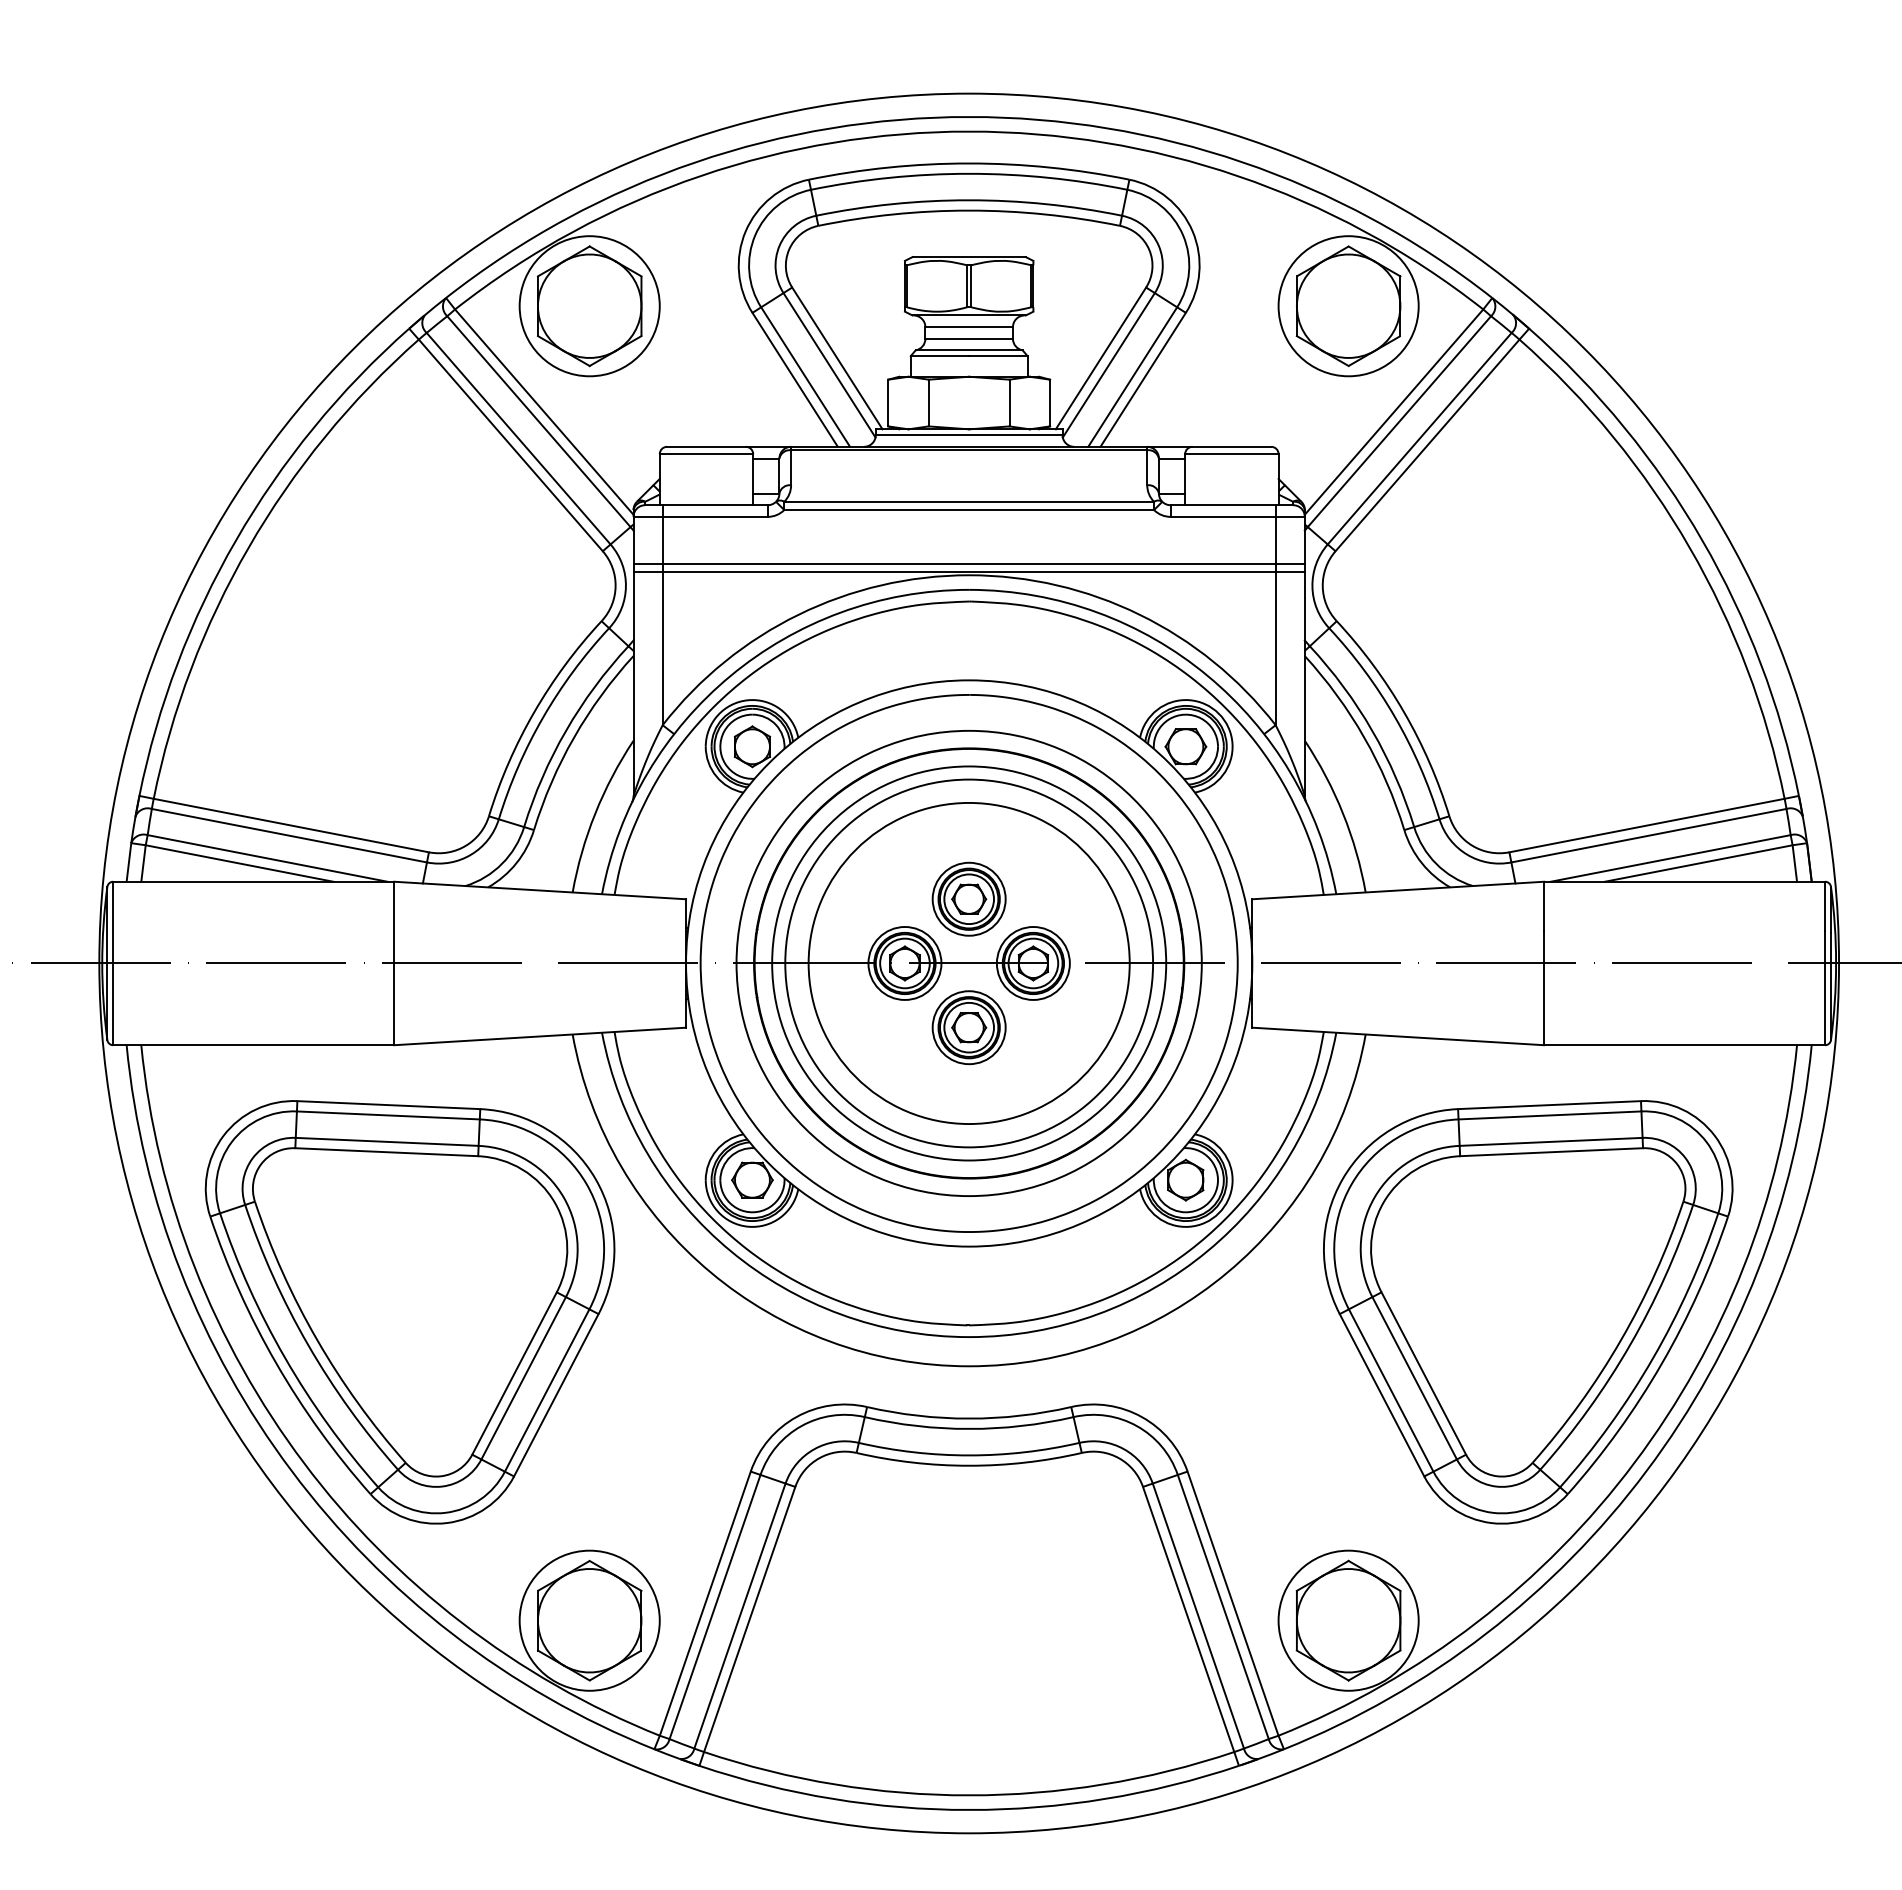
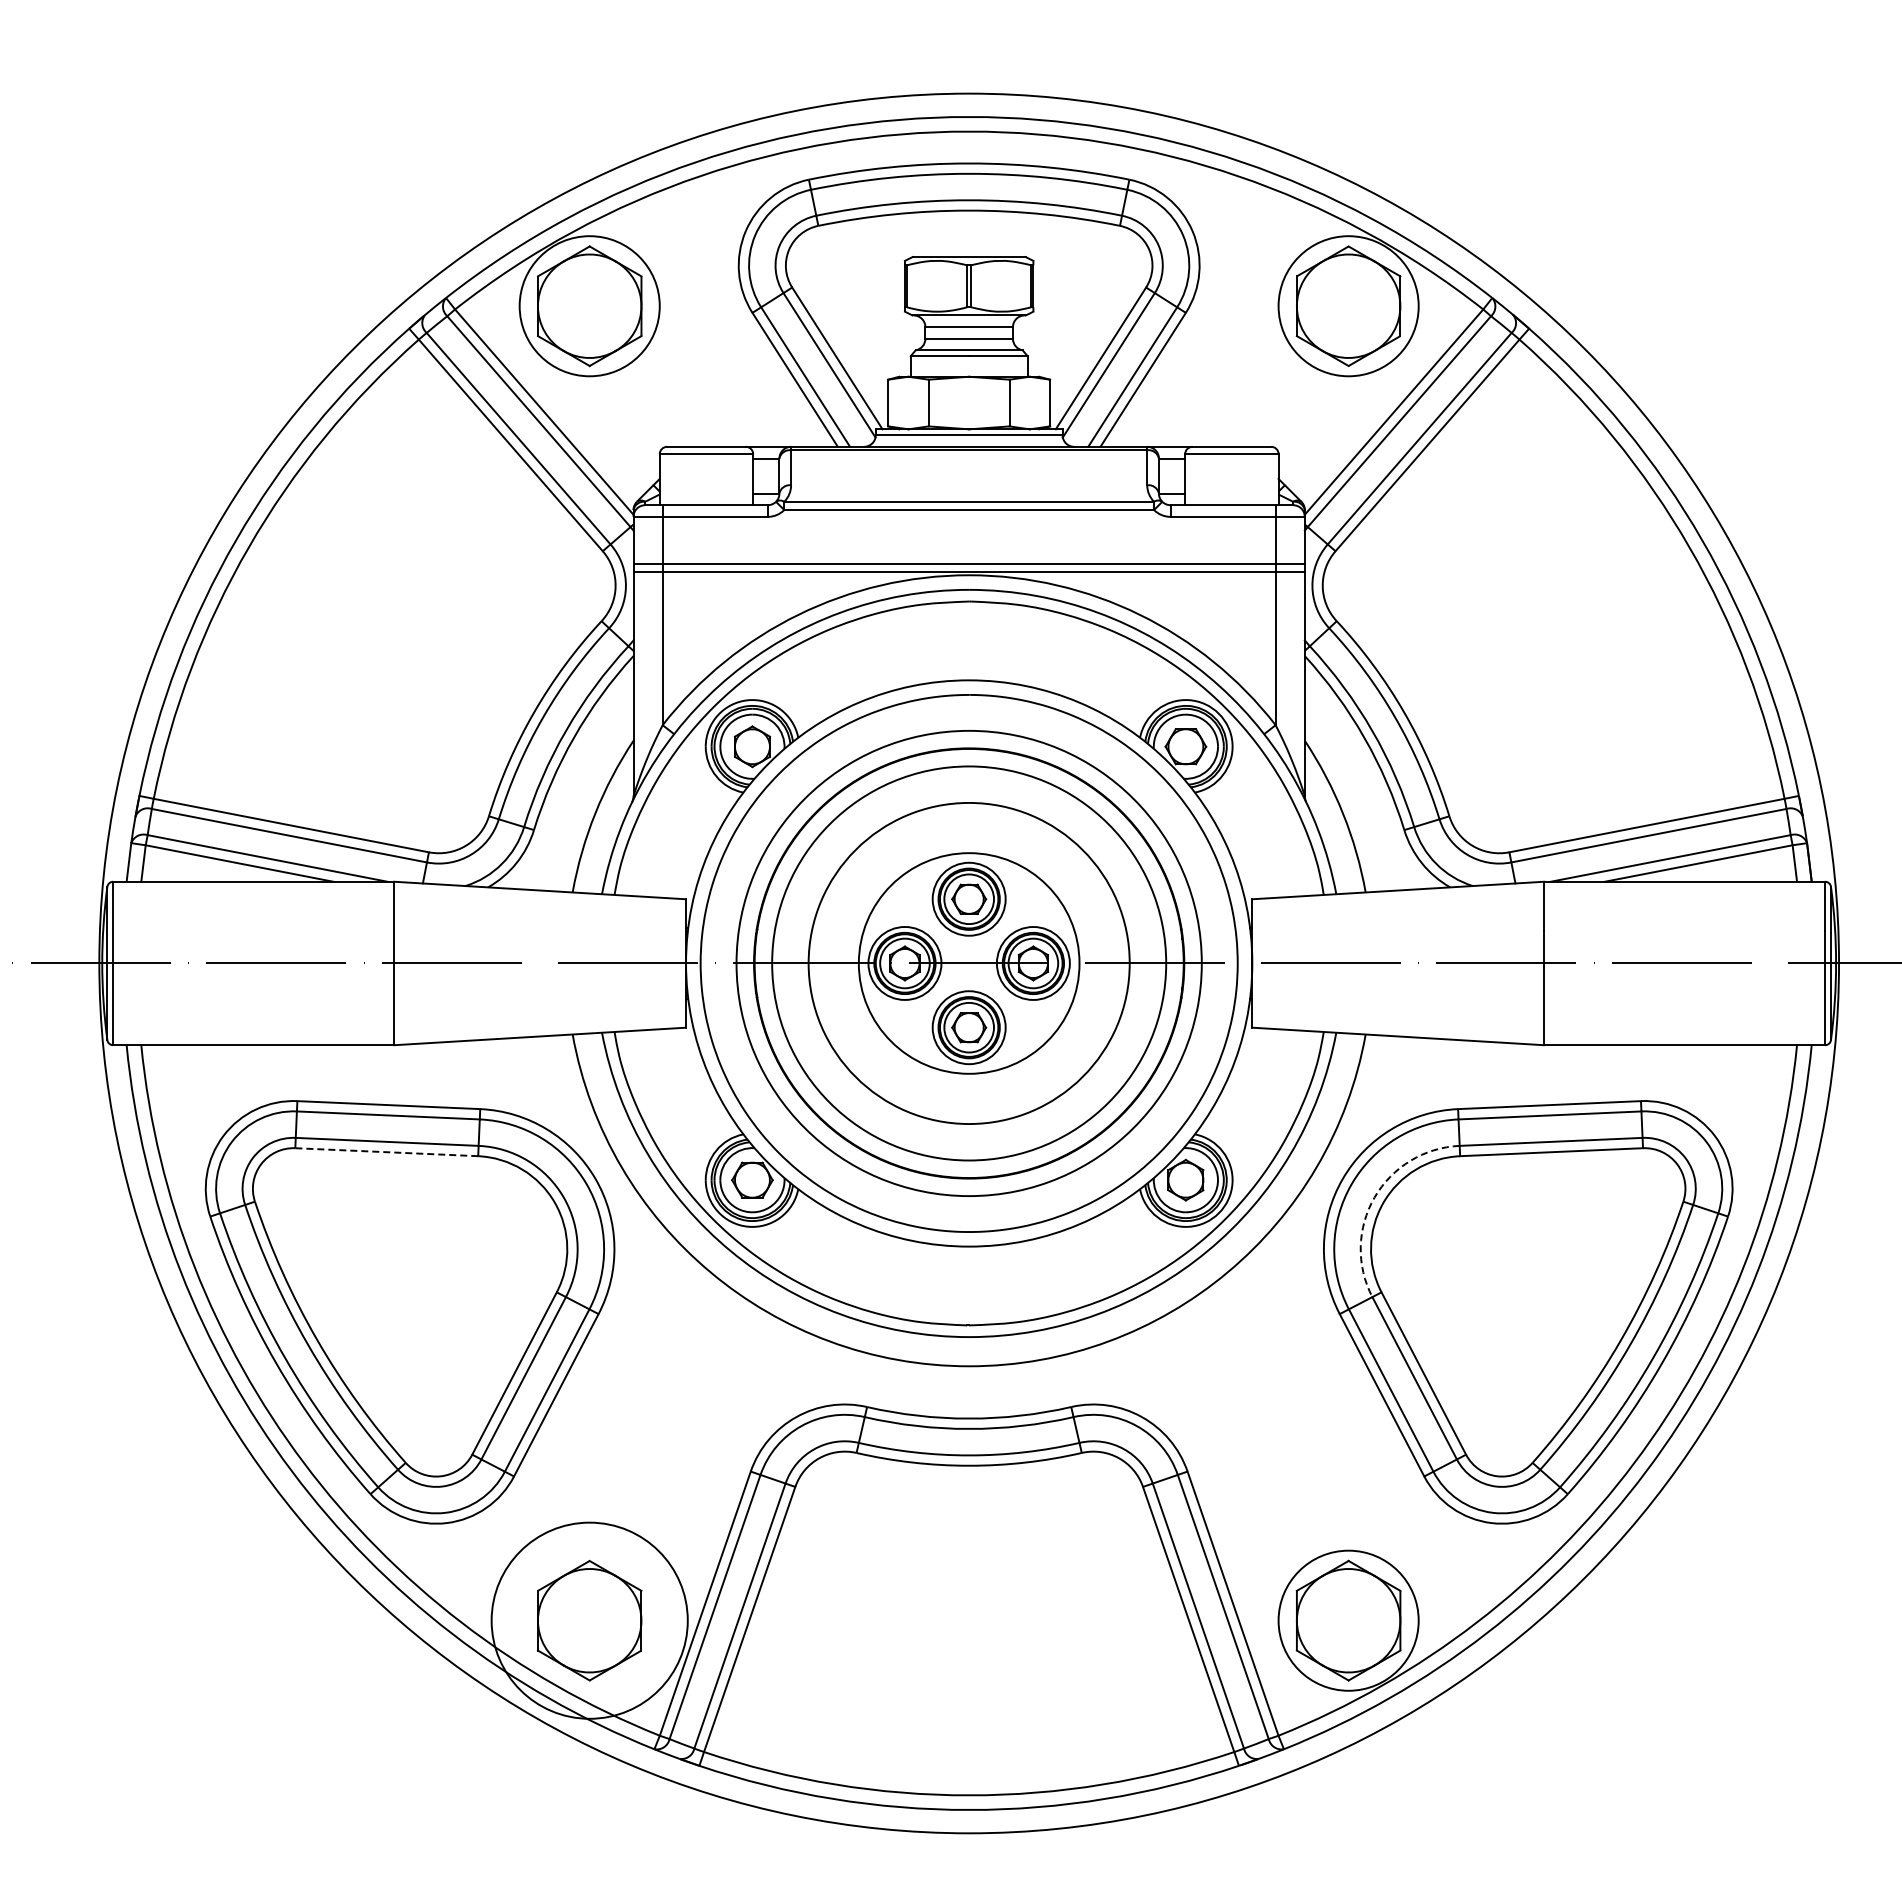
circle diameter: 368 px -> 221 px (968, 963)
line: solid -> dashed (386, 1152)
arc: solid -> dashed (1374, 1197)
circle diameter: 140 px -> 196 px (589, 1620)
